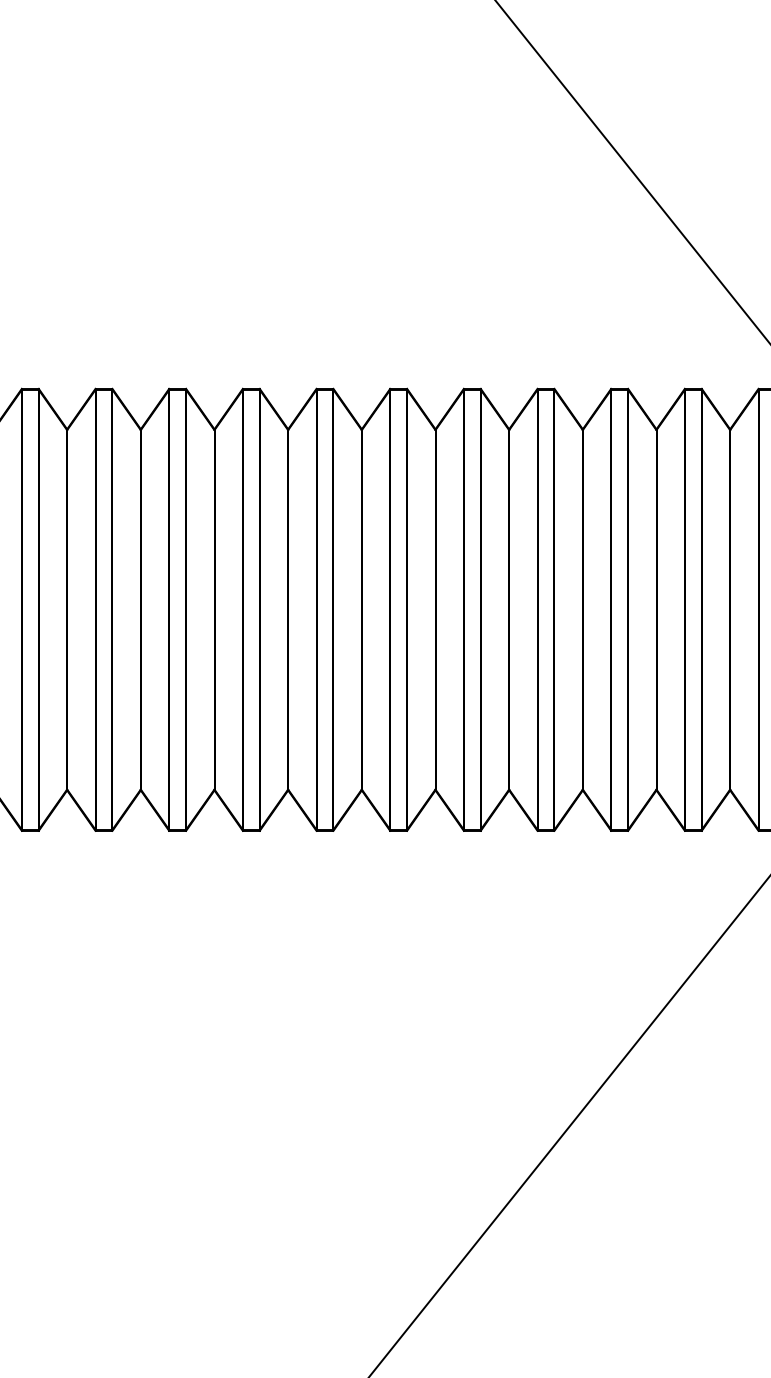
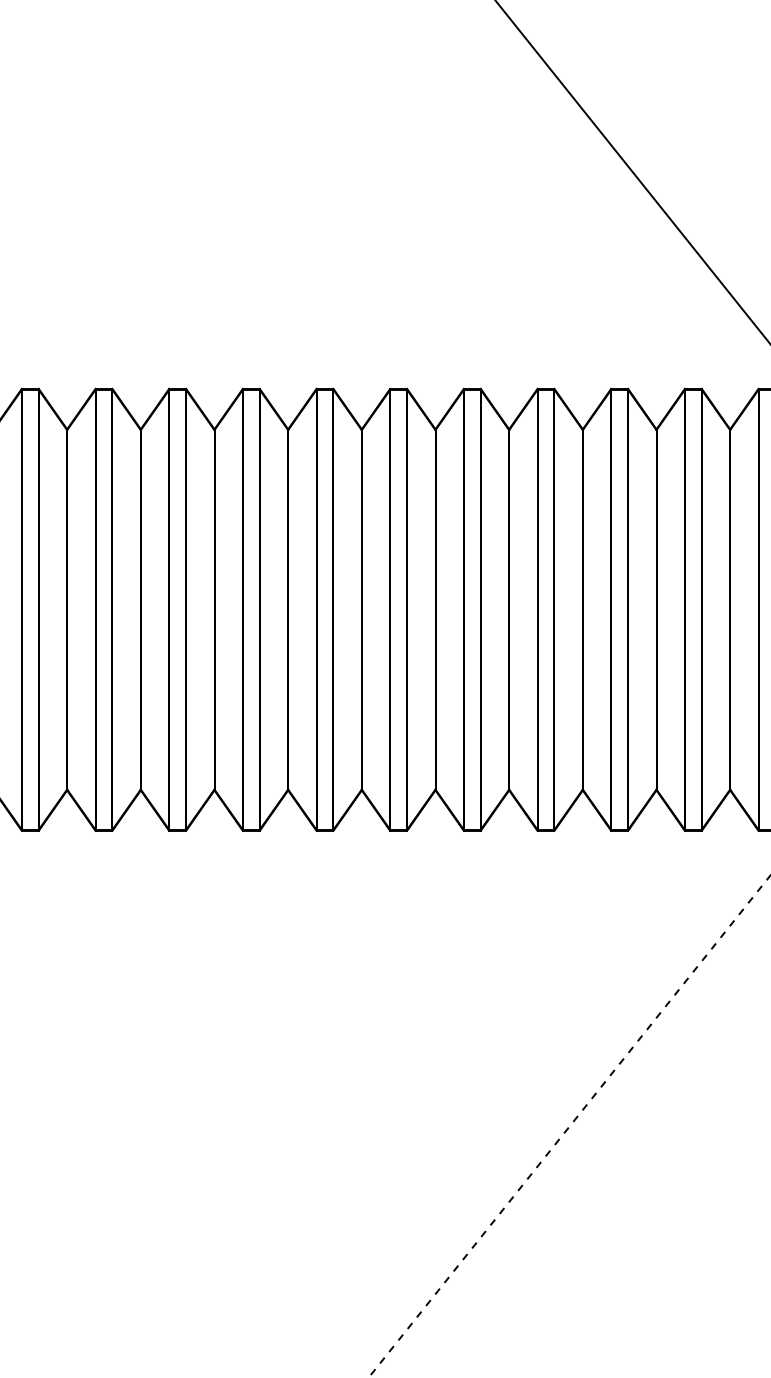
line: solid -> dashed (569, 1126)
